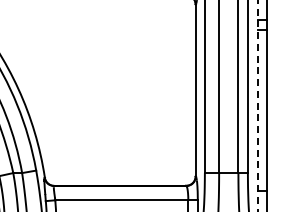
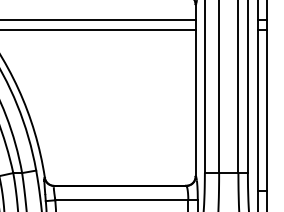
line: none -> present (98, 19)
line: none -> present (98, 30)
line: dashed -> solid (257, 106)
